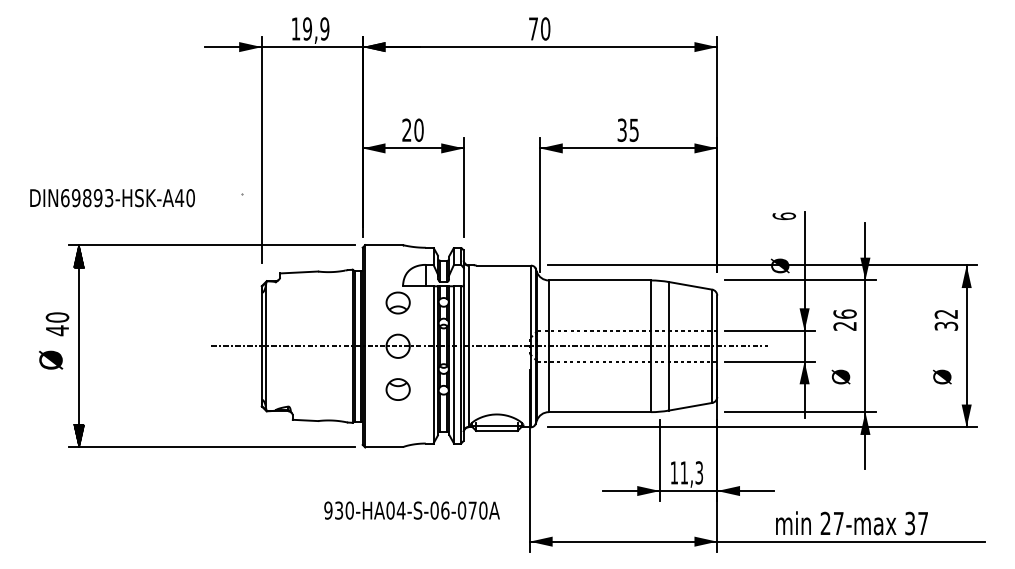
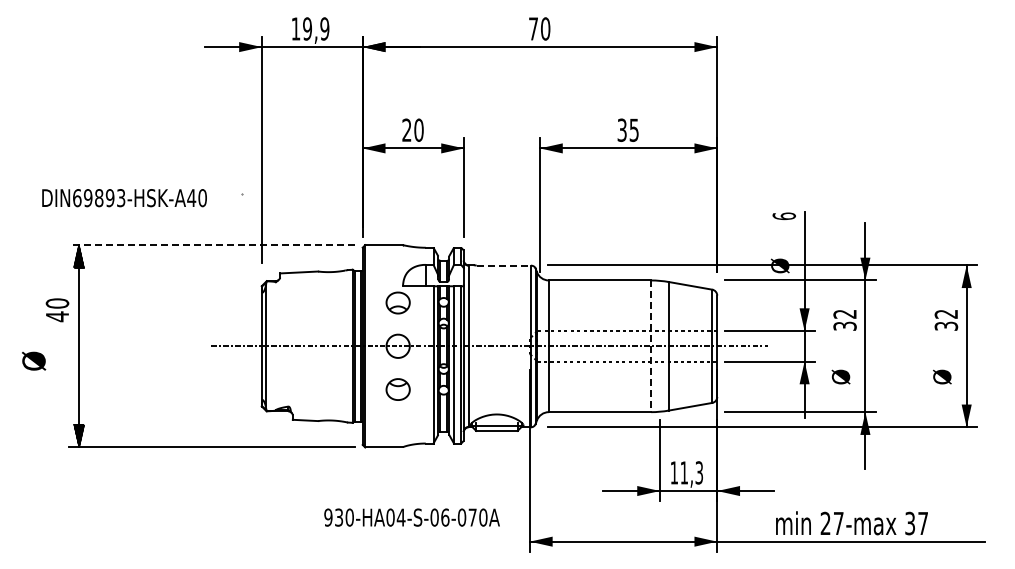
text position: (112, 198) -> (124, 198) (124, 198)
line: solid -> dashed (211, 245)
line: solid -> dashed (504, 265)
text: 26 -> 32 (844, 319)
text position: (57, 324) -> (57, 310) (57, 310)
line: solid -> dashed (651, 346)
text position: (51, 359) -> (34, 360) (34, 360)
text position: (411, 510) -> (411, 517) (411, 517)
